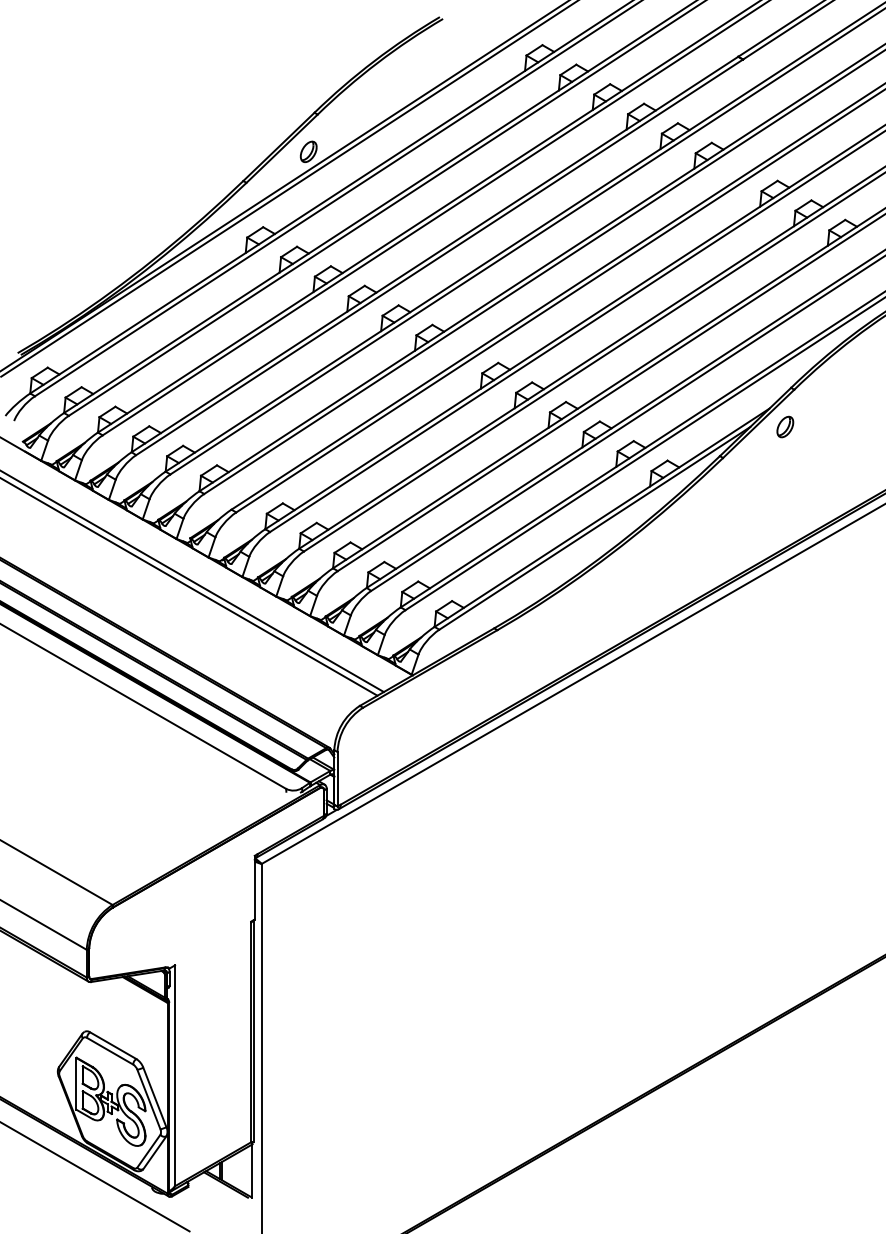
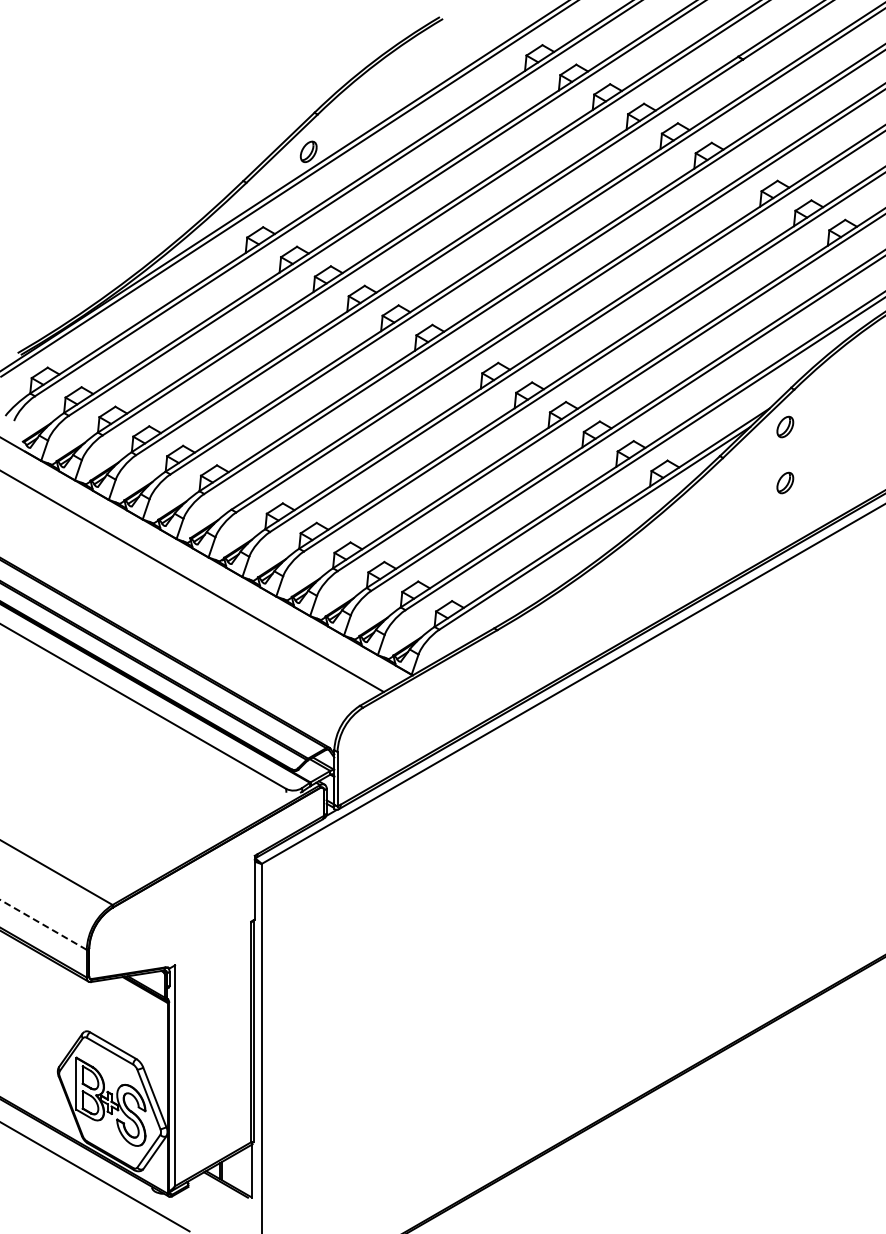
part: none -> present (785, 482)
line: present -> none (189, 586)
line: solid -> dashed (43, 924)
